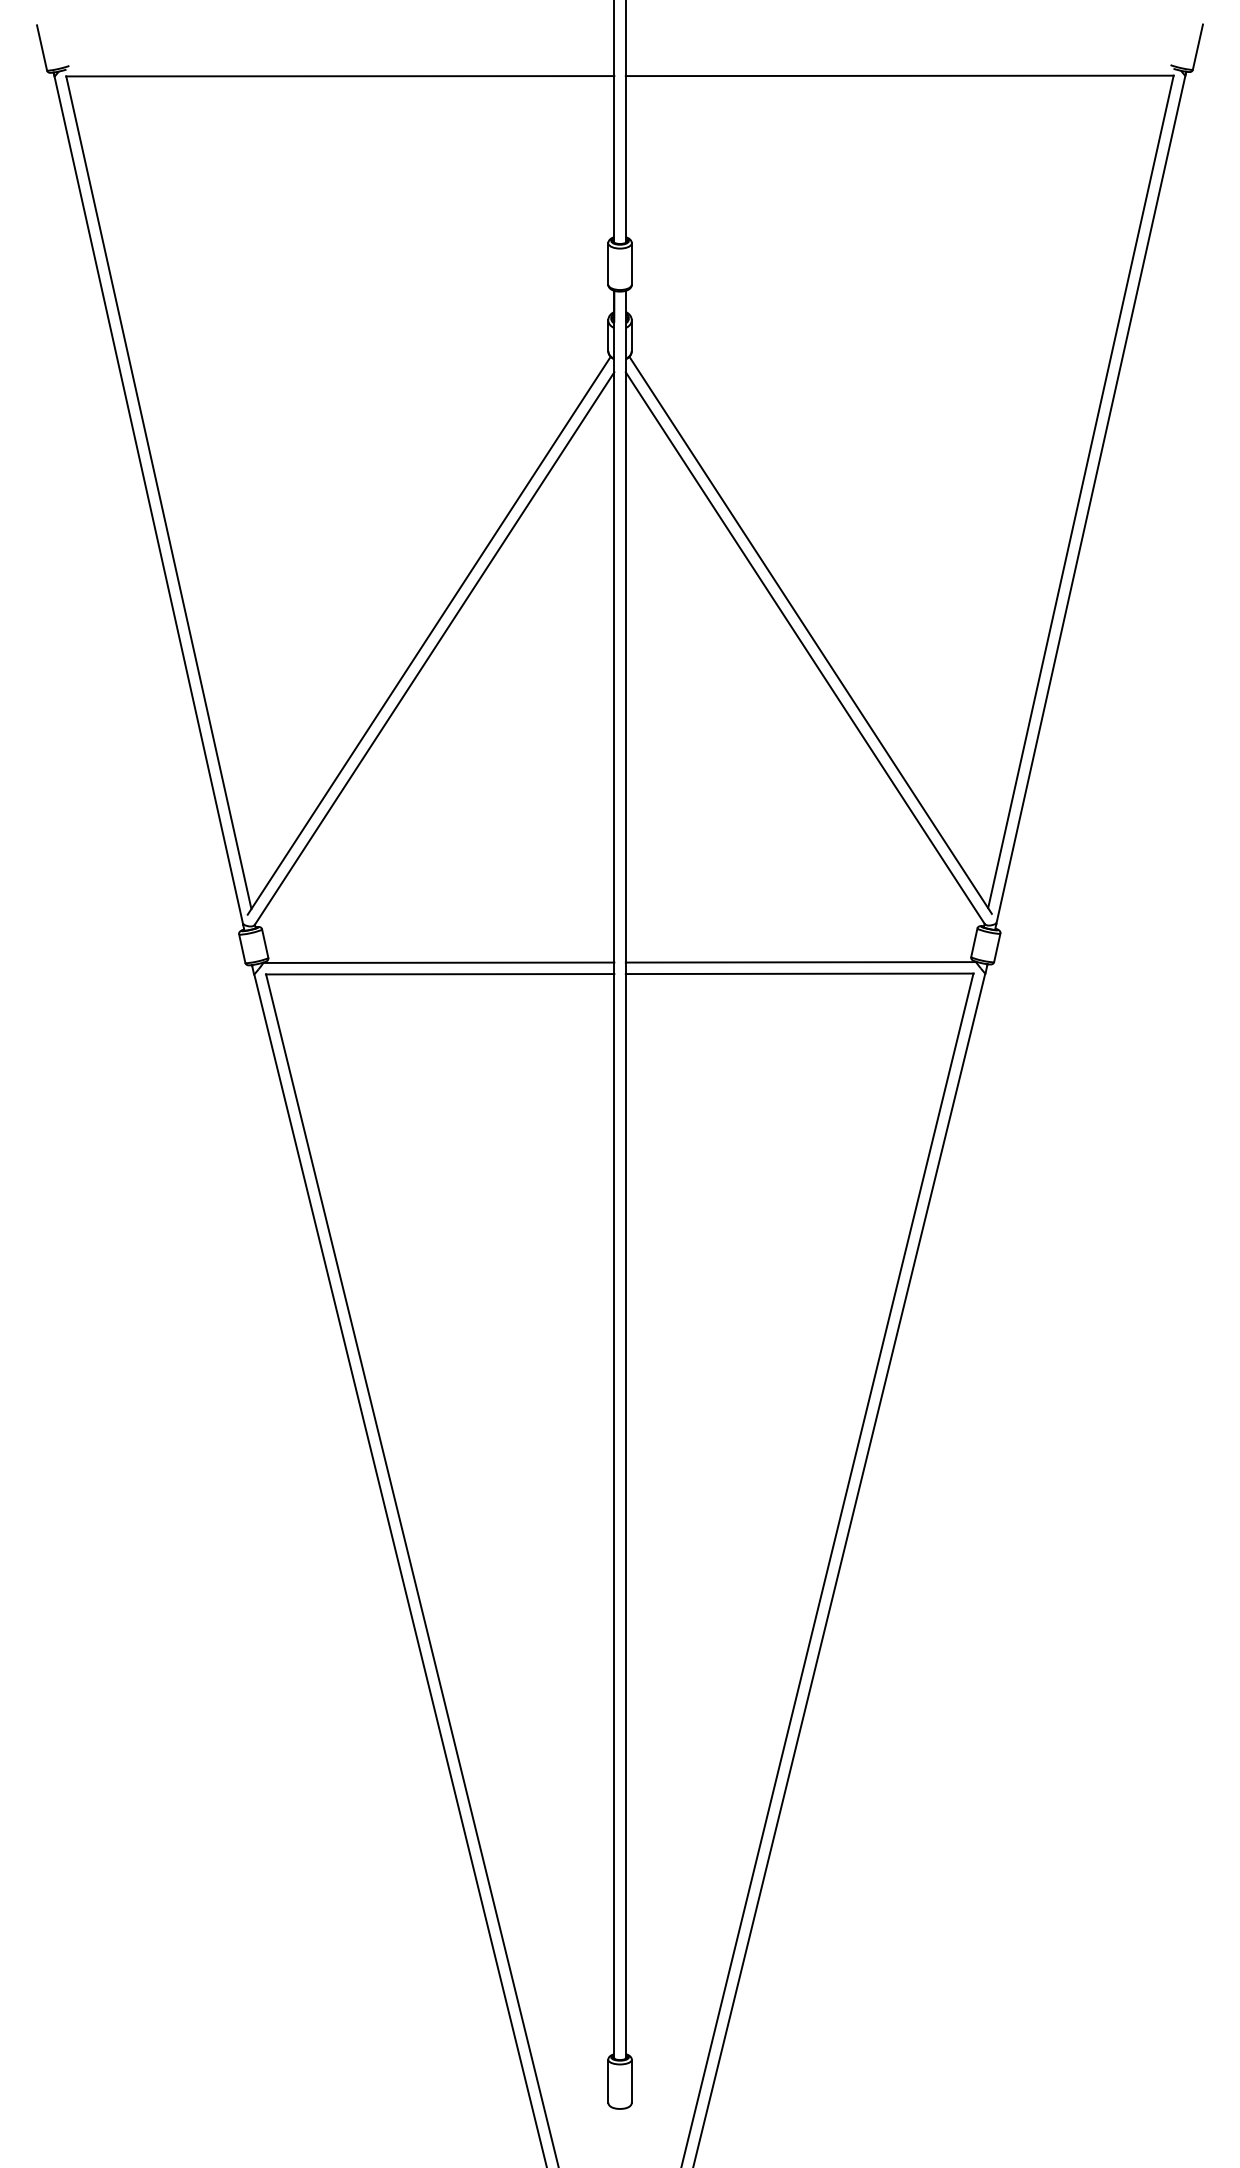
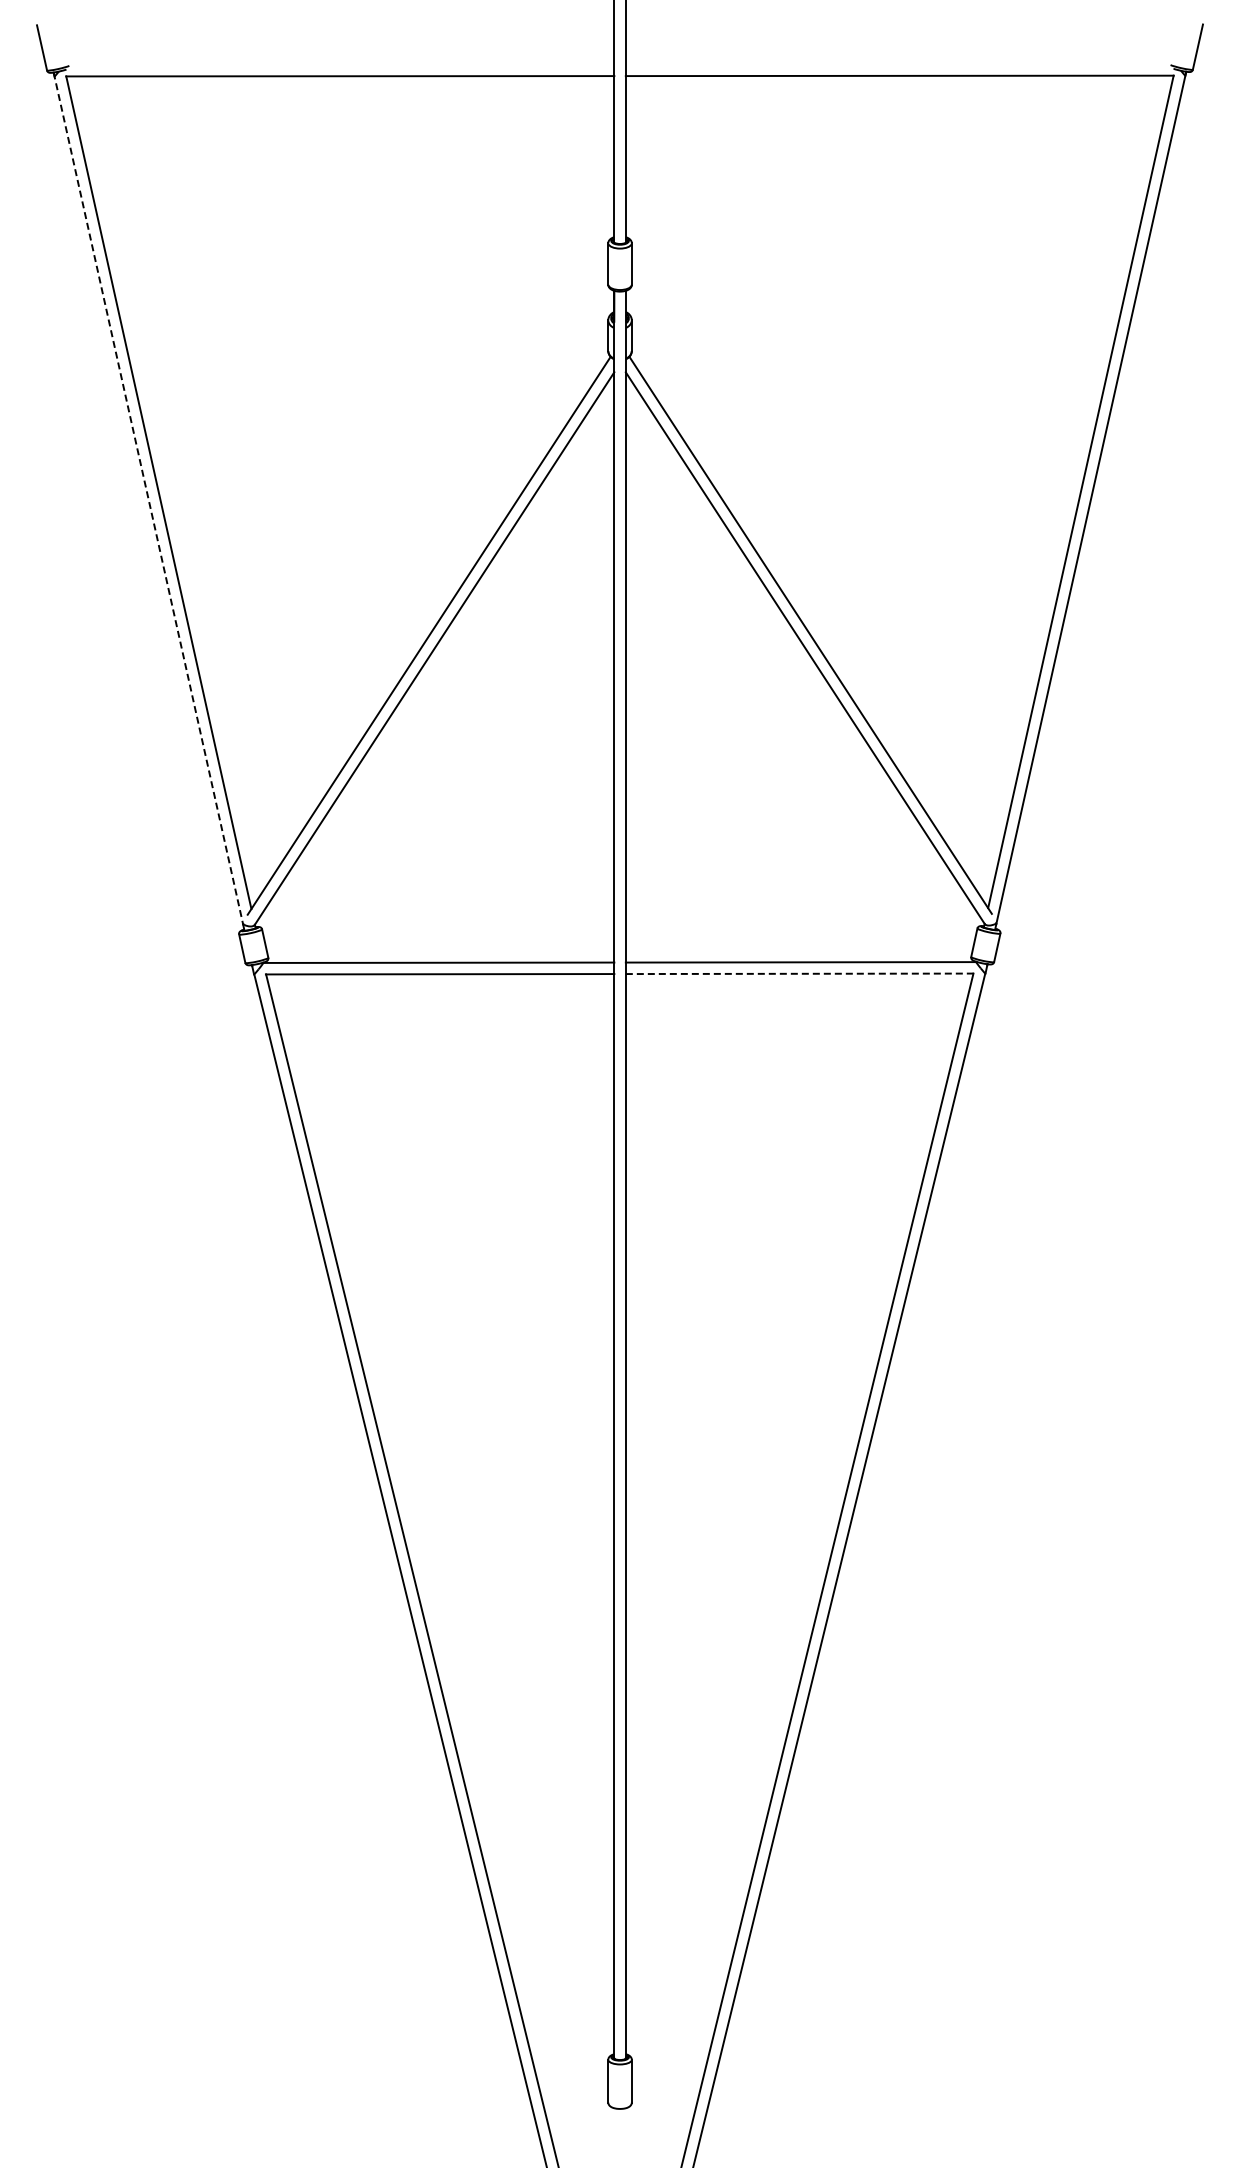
line: solid -> dashed (148, 498)
line: solid -> dashed (799, 973)
